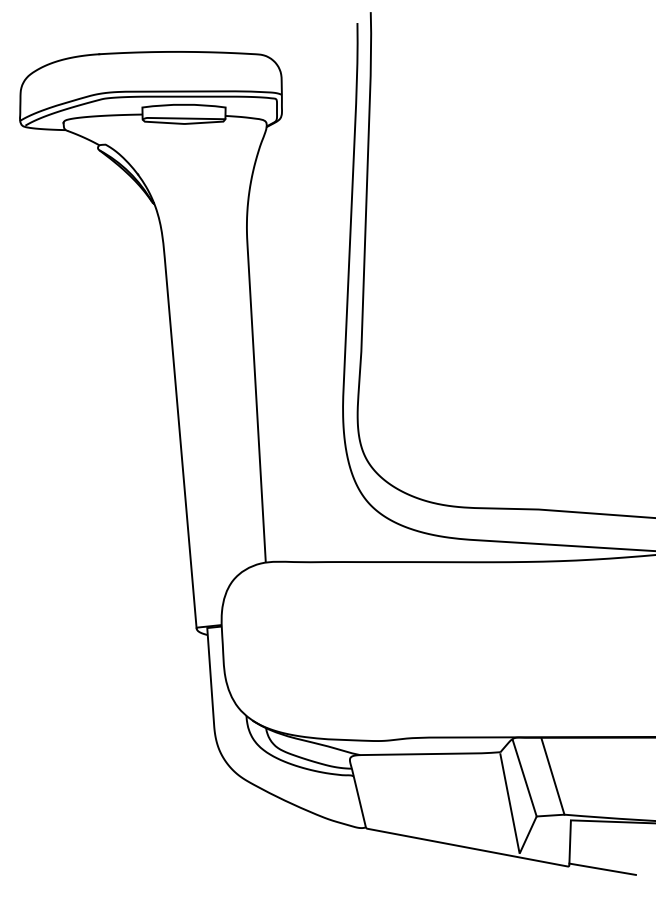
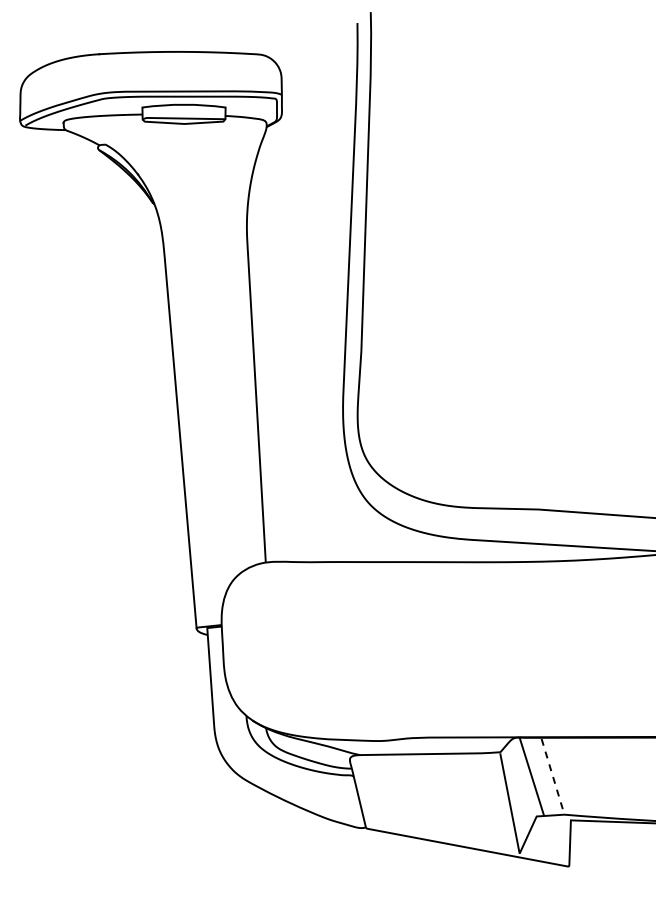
line: solid -> dashed (553, 776)
line position: (524, 777) -> (531, 775) (531, 775)
line: present -> none (602, 868)
